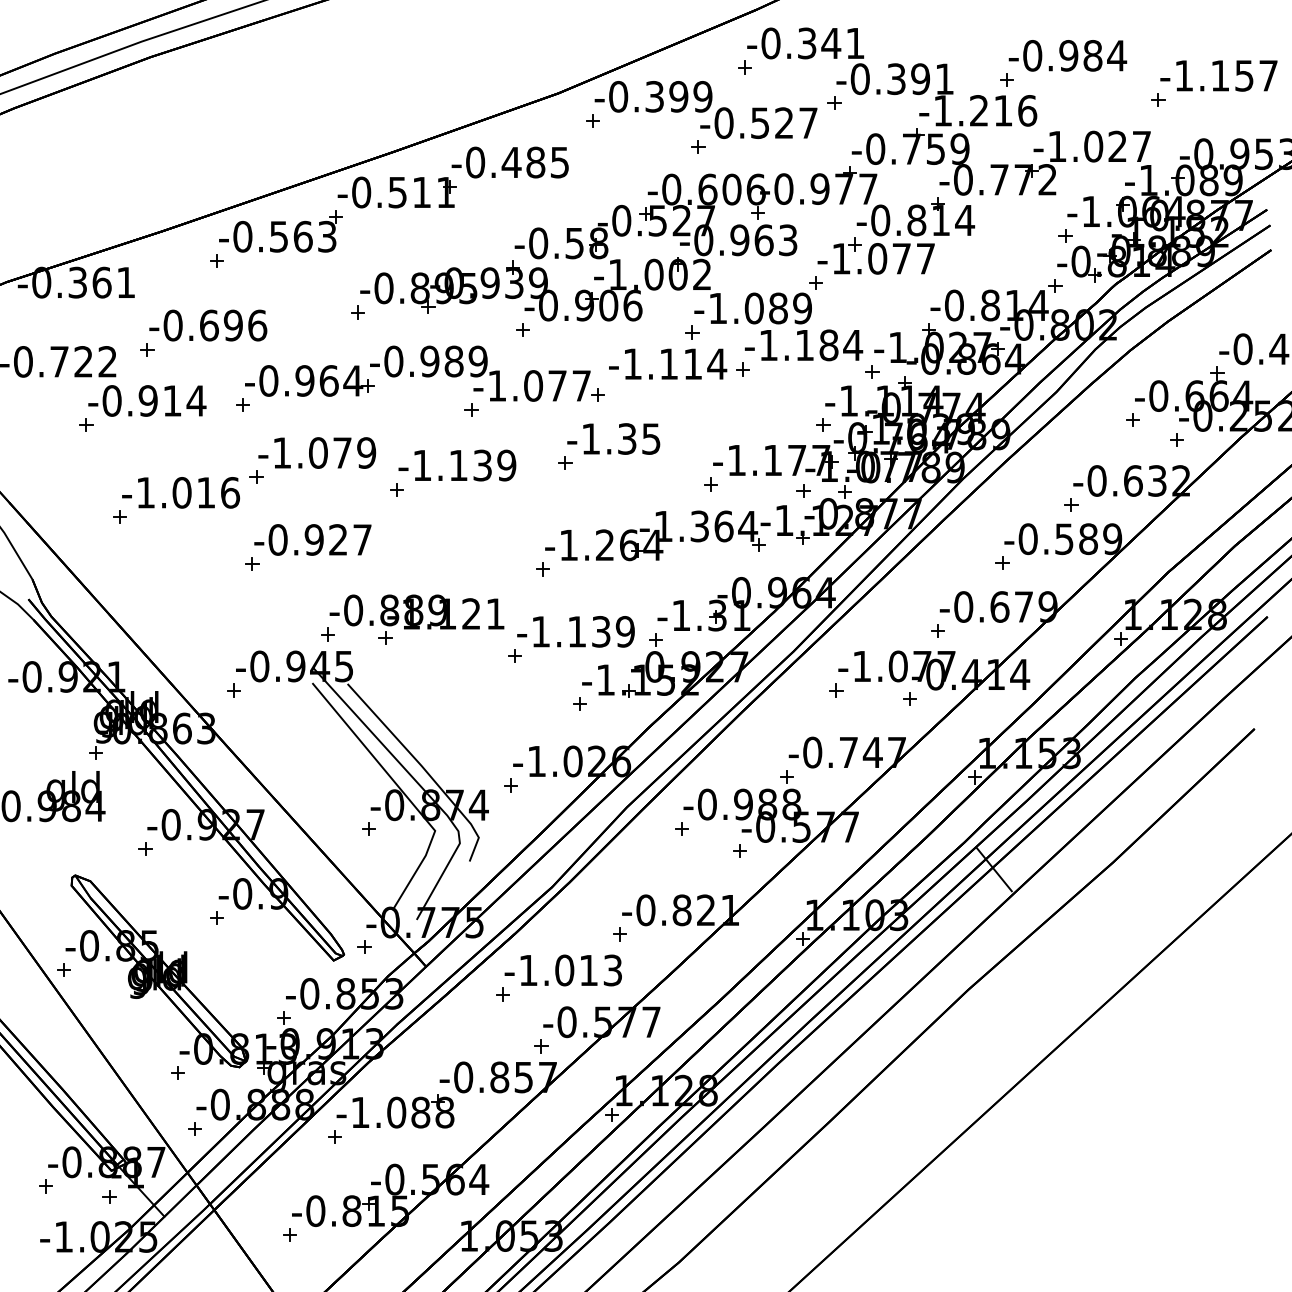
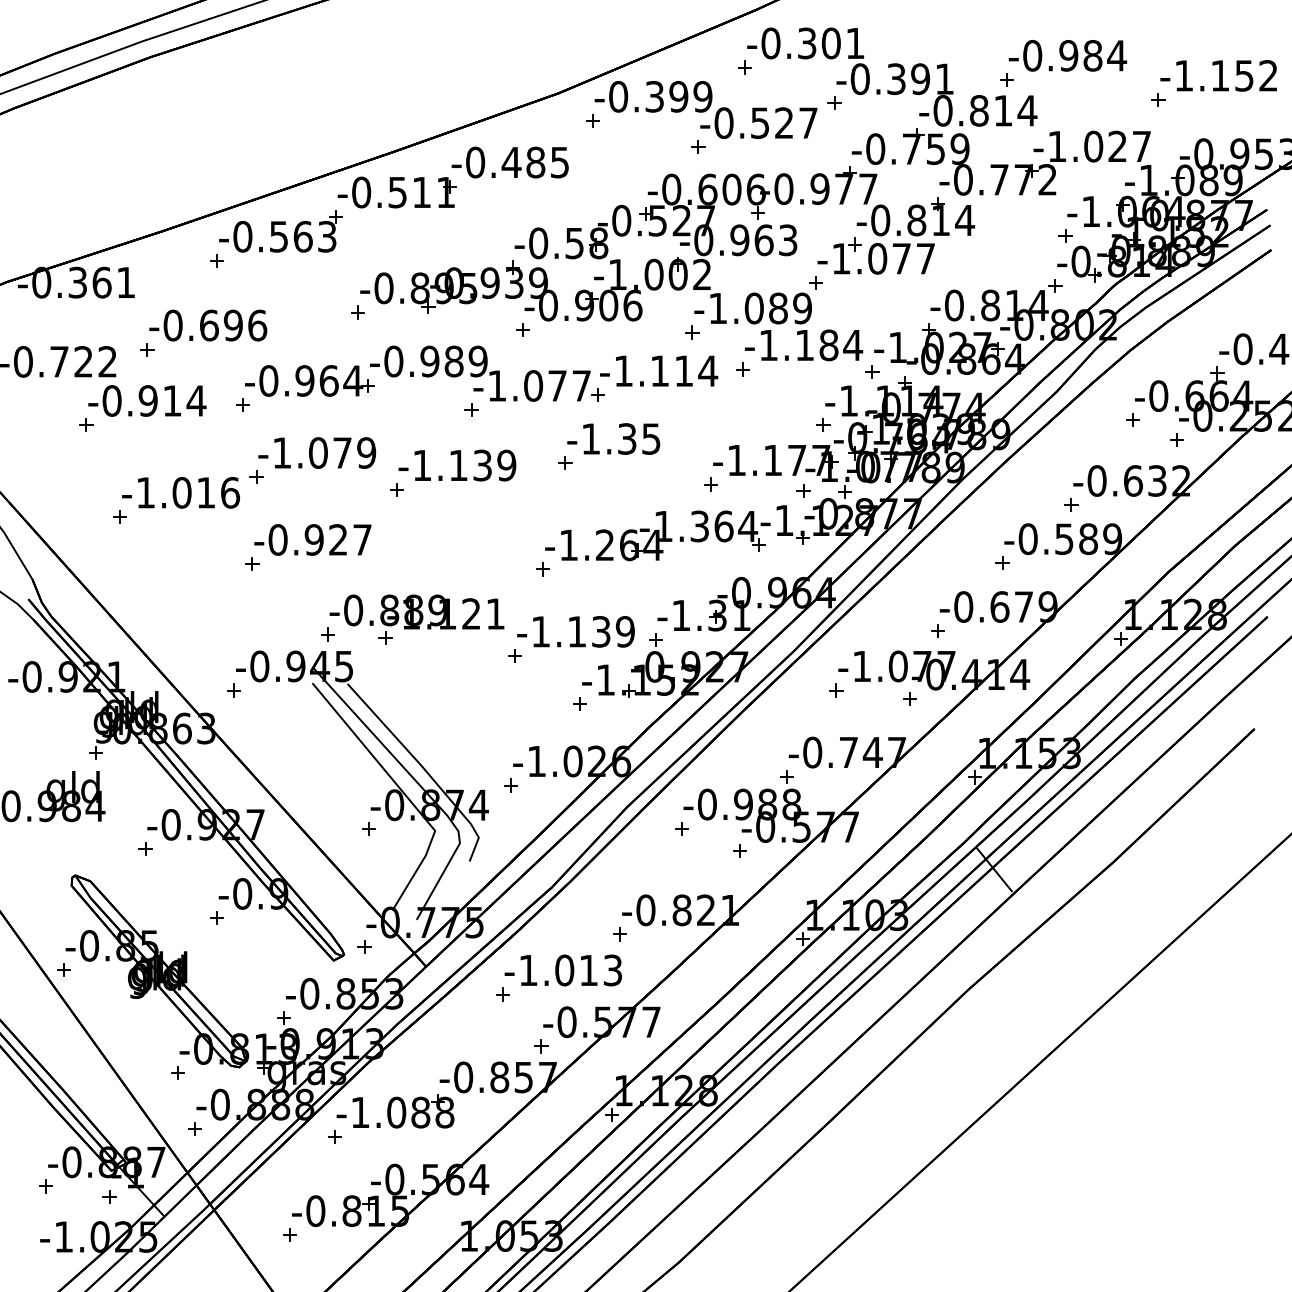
text: -0.341 -> -0.301 (831, 43)
text: -1.157 -> -1.152 (1268, 75)
text: -1.216 -> -0.814 (985, 110)
text position: (668, 363) -> (659, 370) (659, 370)
